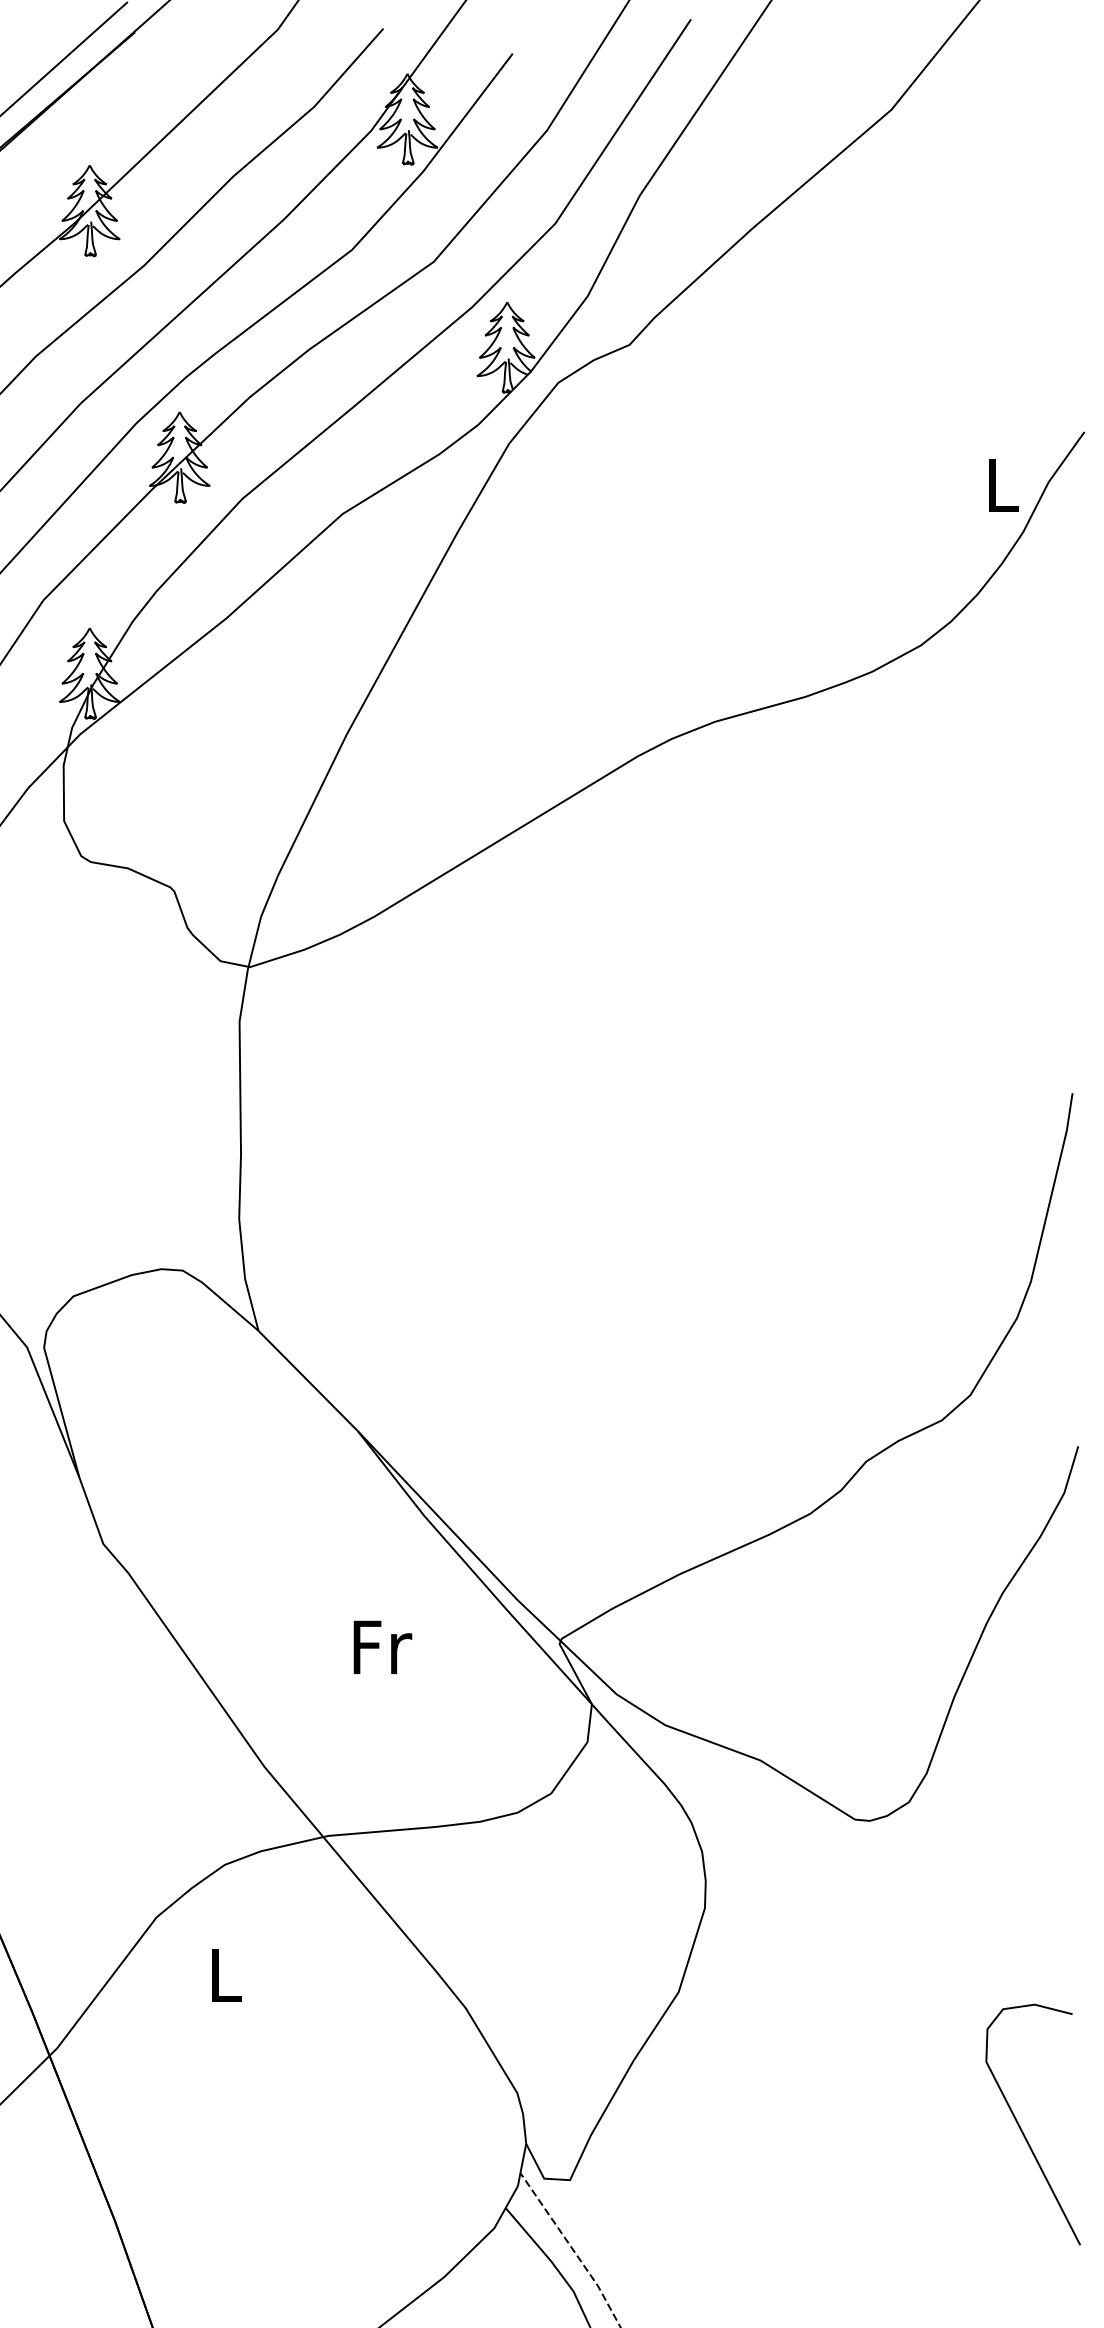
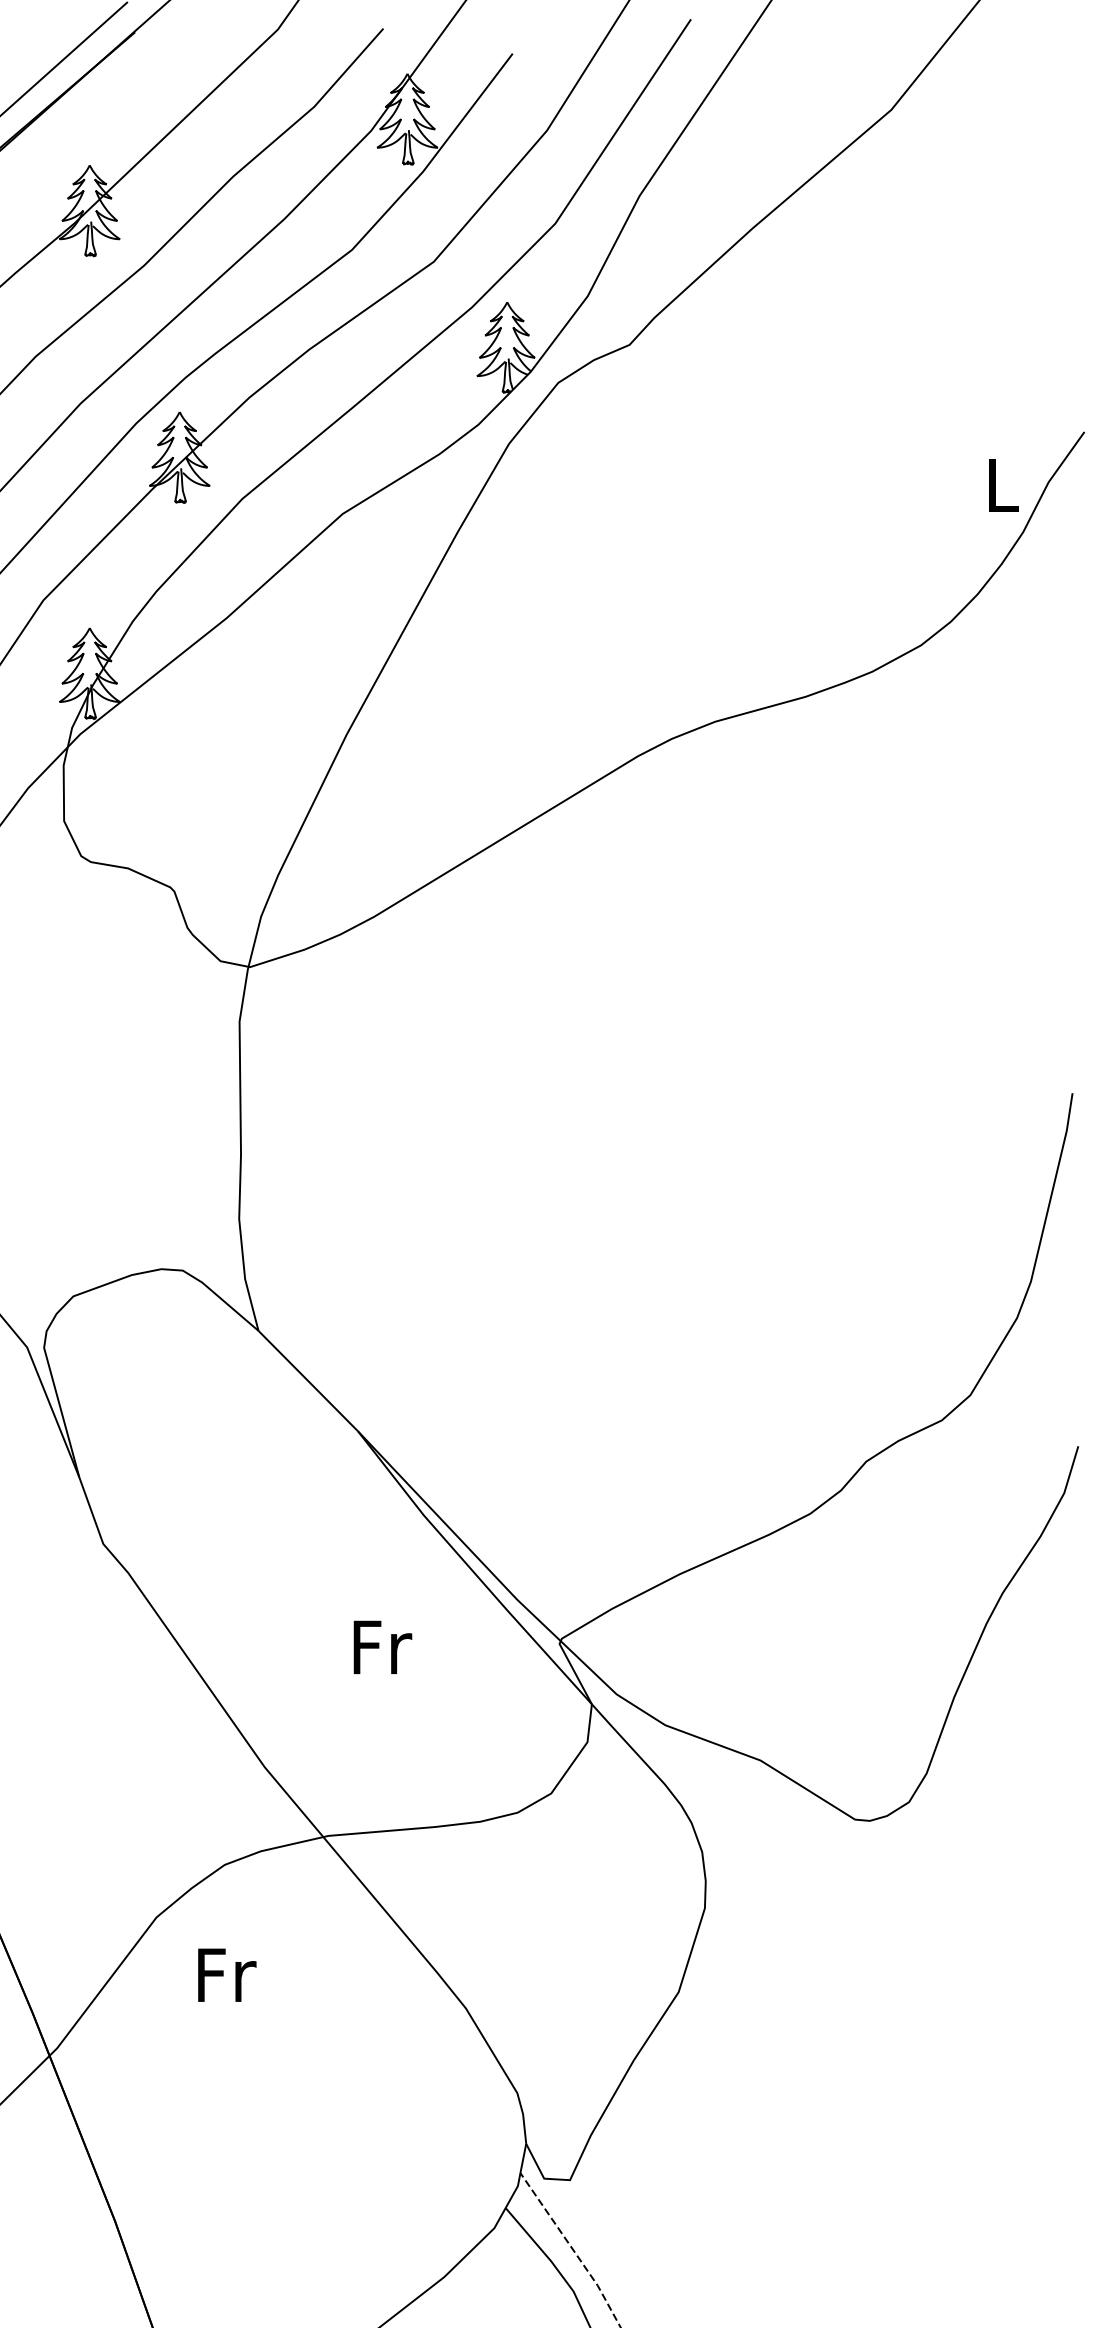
text: L -> Fr (227, 1974)
curve: present -> none (1023, 2131)
